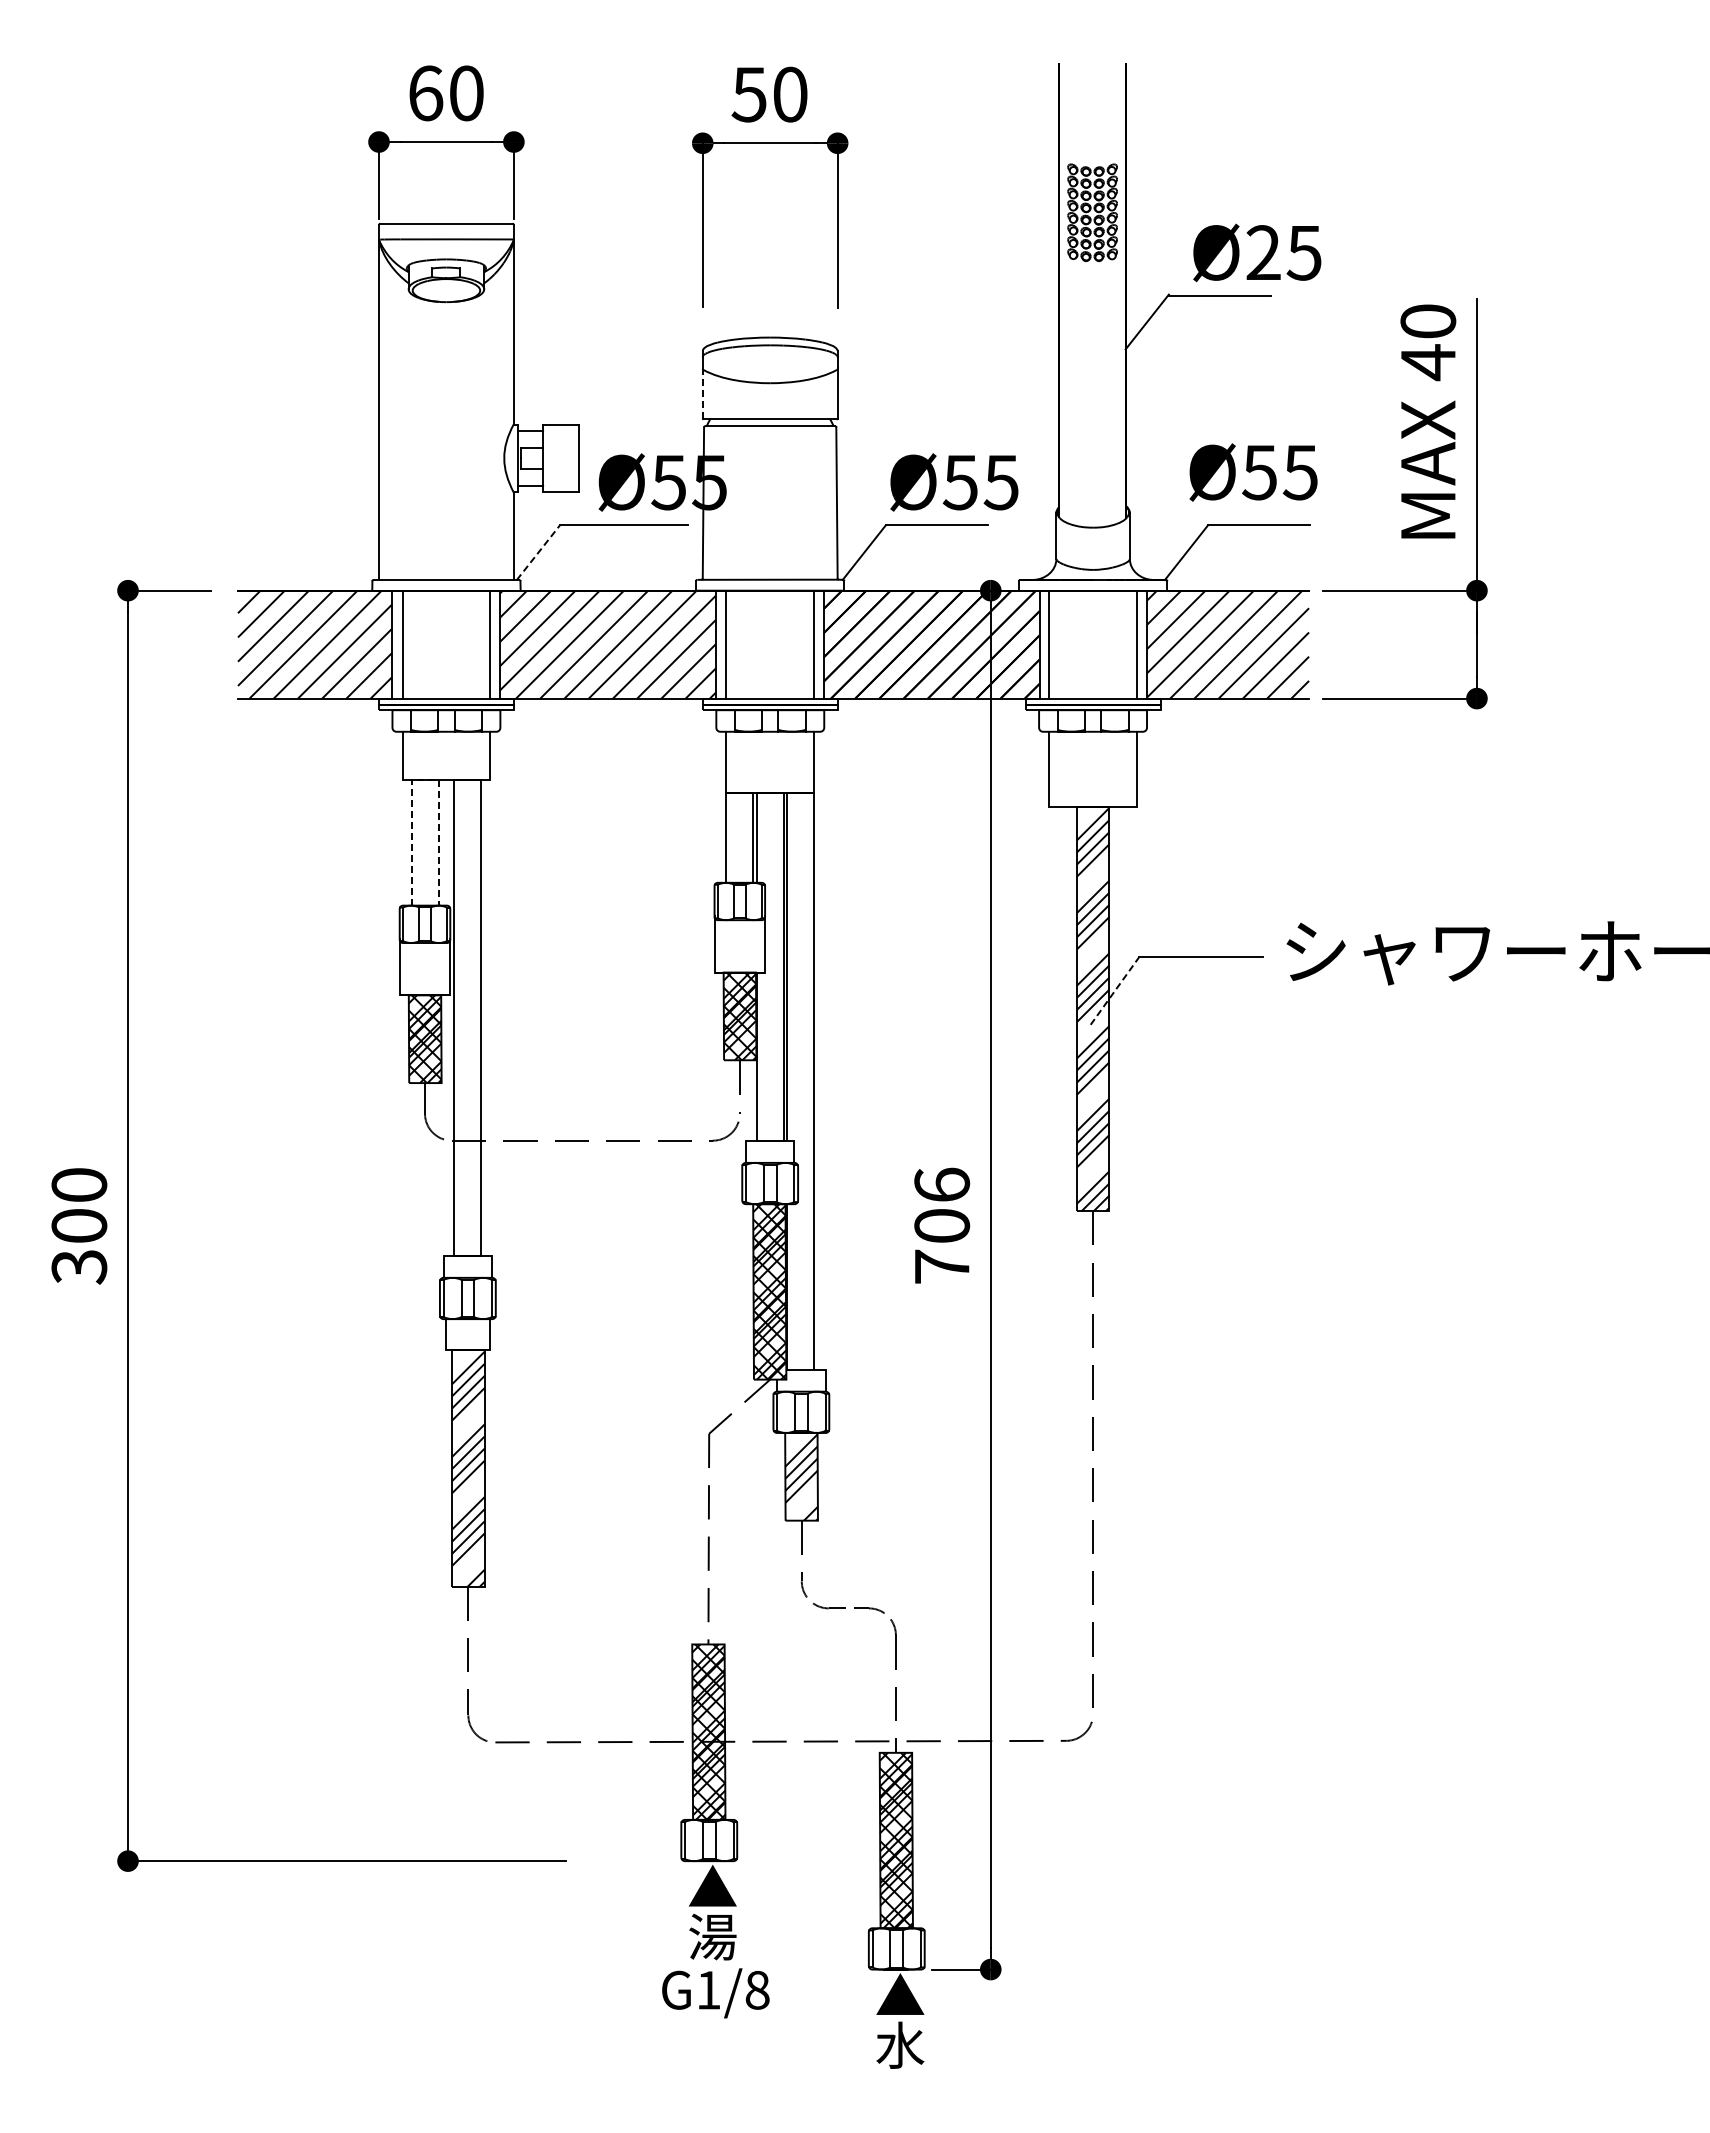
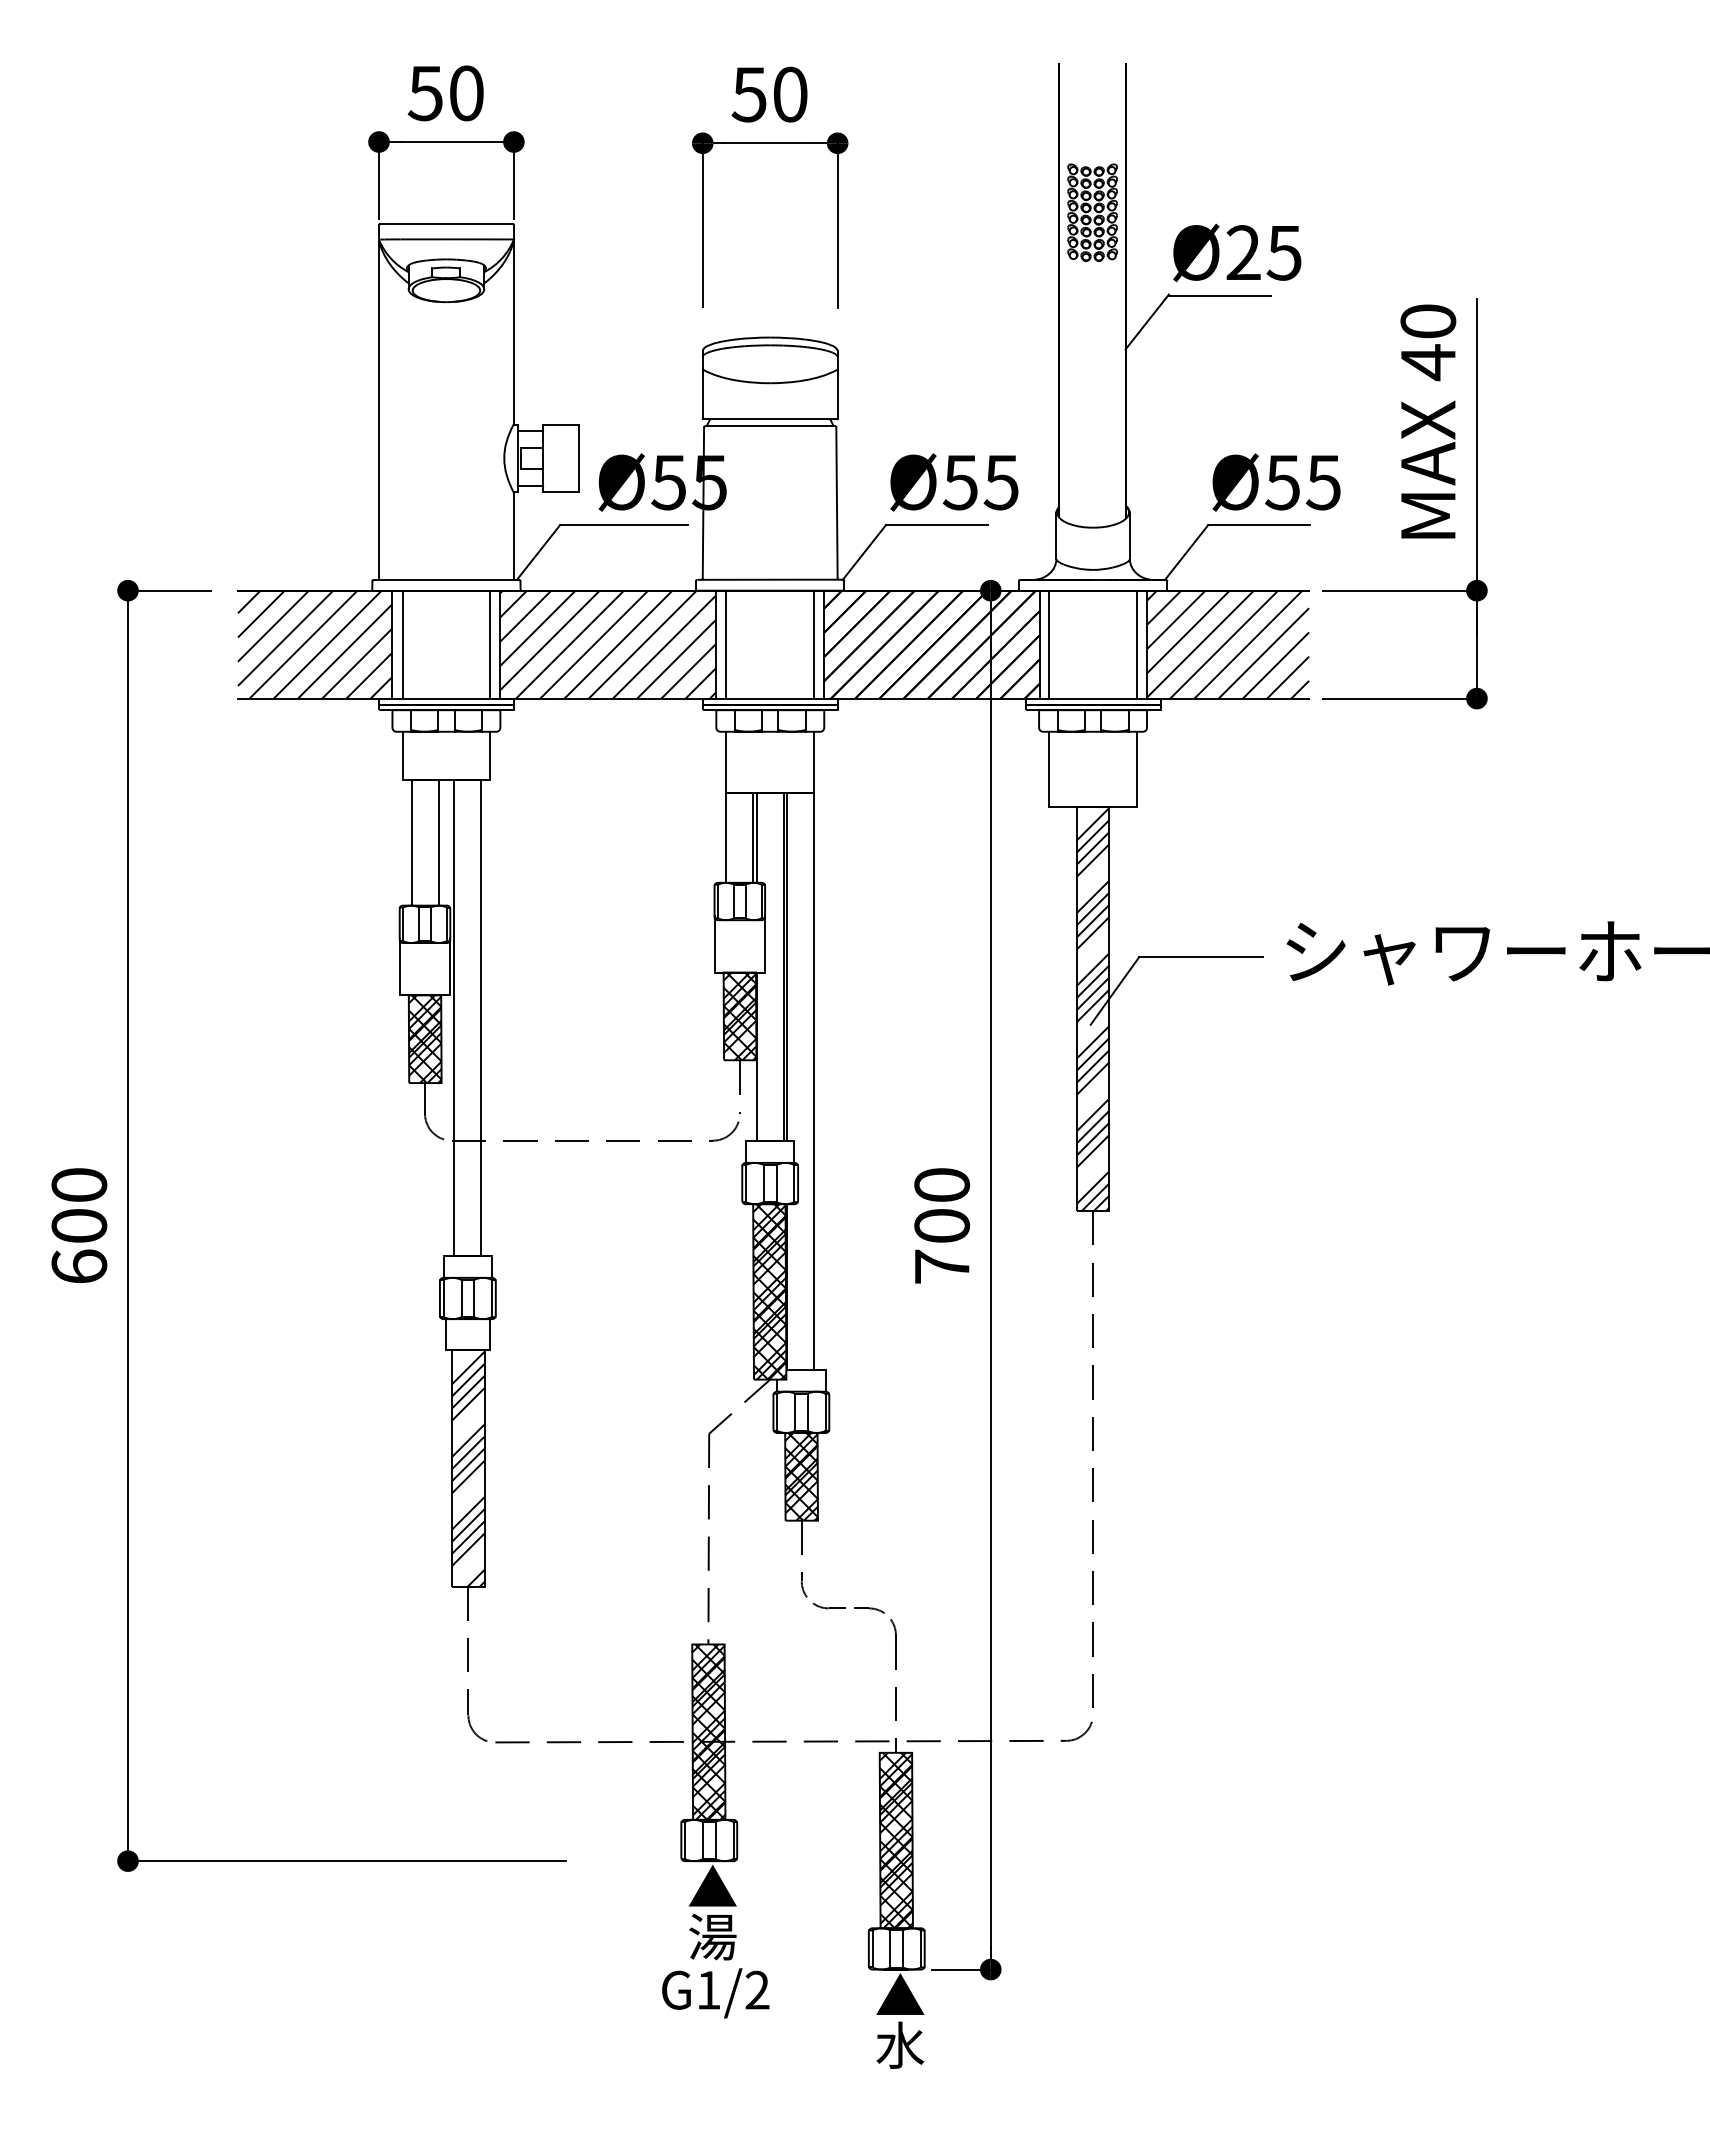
text: 60 -> 50 (425, 93)
text position: (1257, 252) -> (1237, 252) (1237, 252)
line: dashed -> solid (702, 393)
text position: (1253, 472) -> (1276, 482) (1276, 482)
line: dashed -> solid (538, 552)
line: dashed -> solid (425, 779)
line: dashed -> solid (1114, 991)
text: 706 -> 700 (942, 1184)
text: 300 -> 600 (79, 1266)
hatch: none -> present (801, 1476)
text: G1/8 -> G1/2 (757, 1989)
